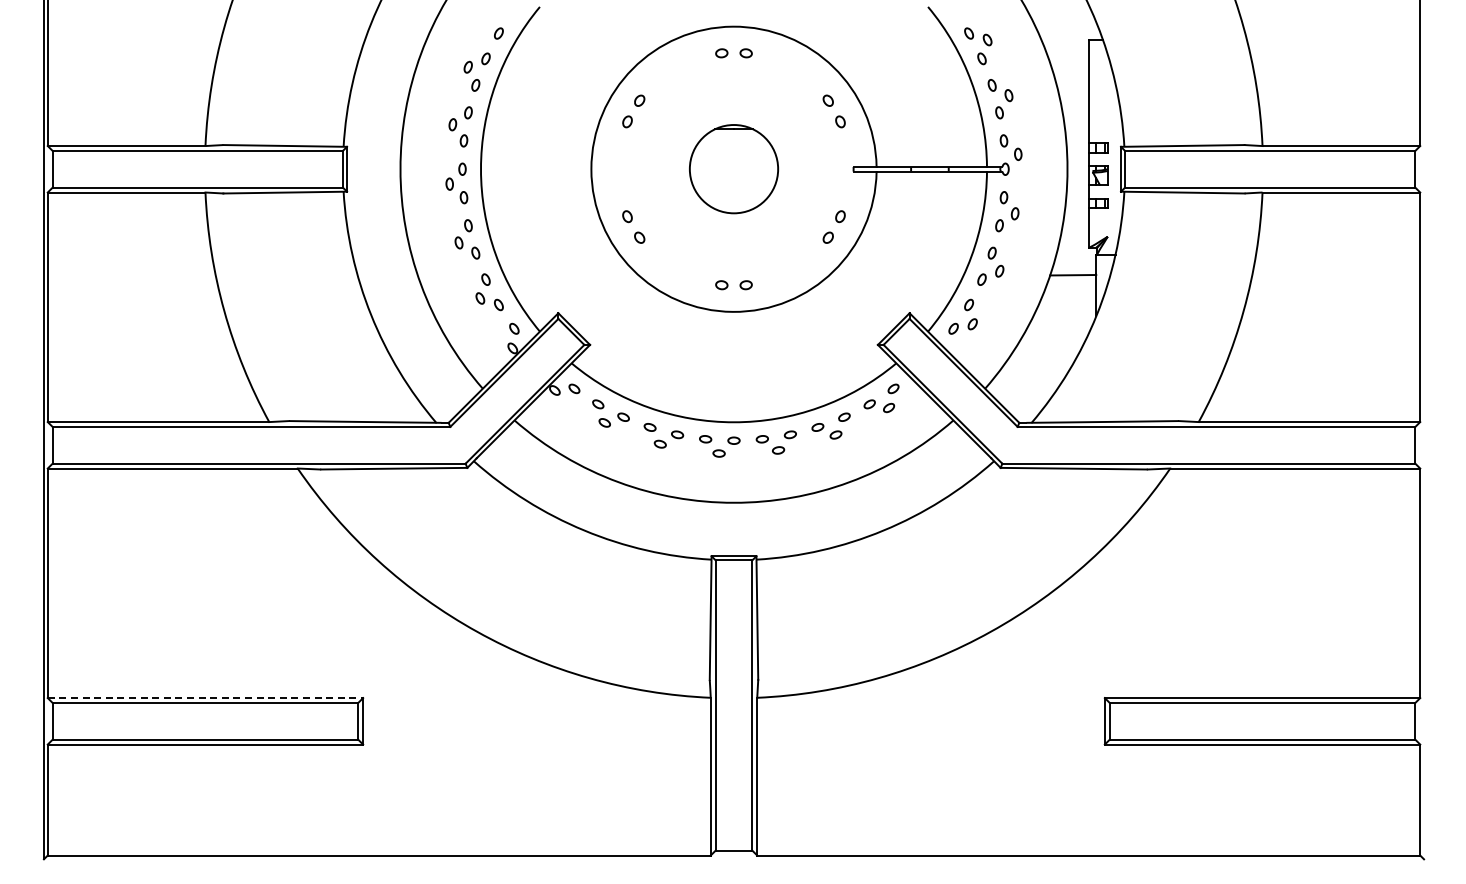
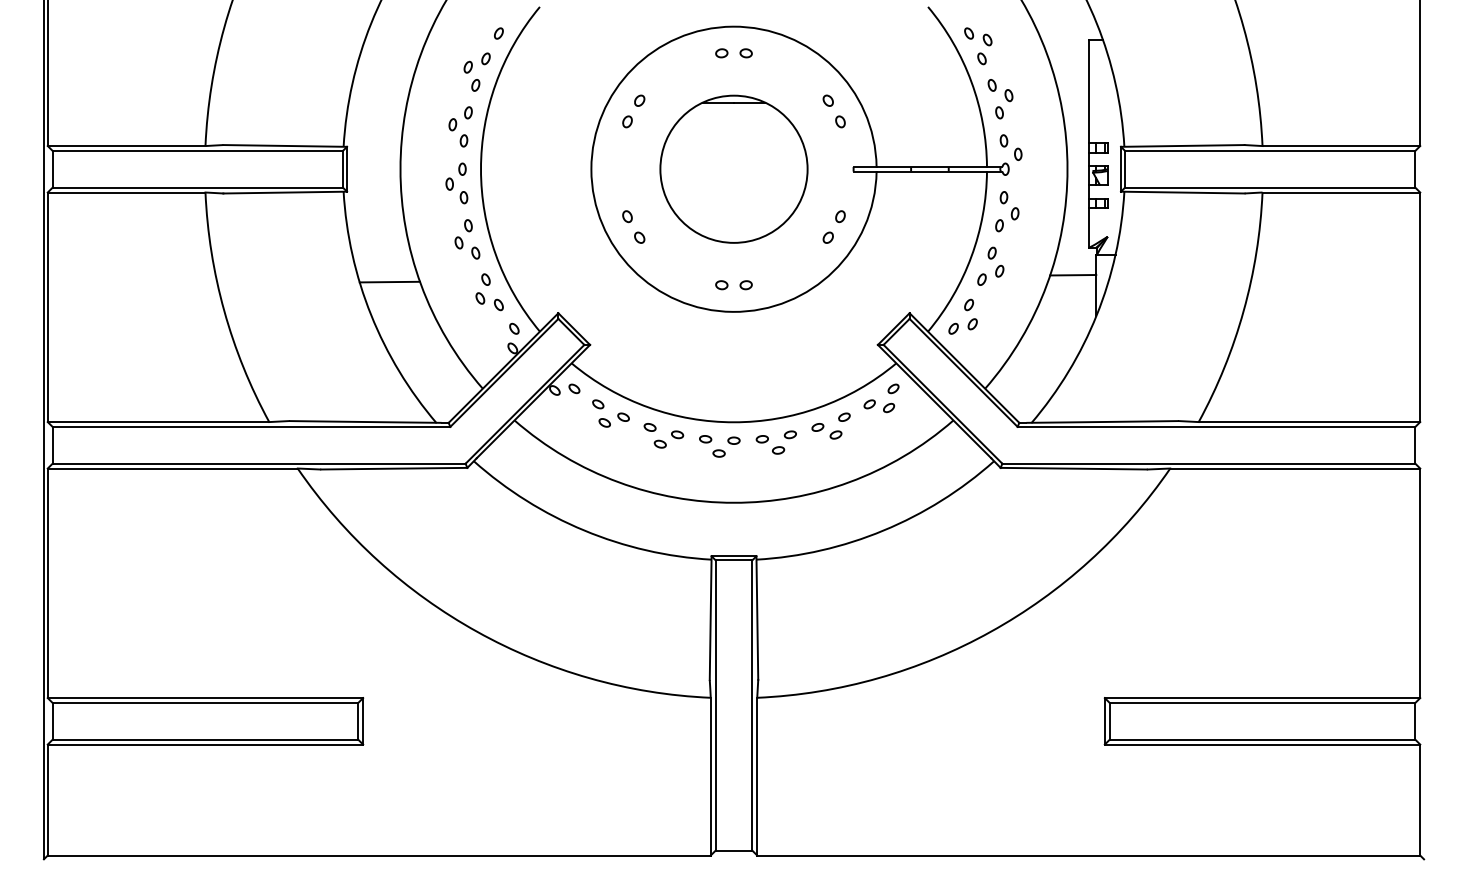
part size: 91x91 px -> 150x150 px (733, 168)
line: none -> present (389, 281)
line: dashed -> solid (205, 698)
